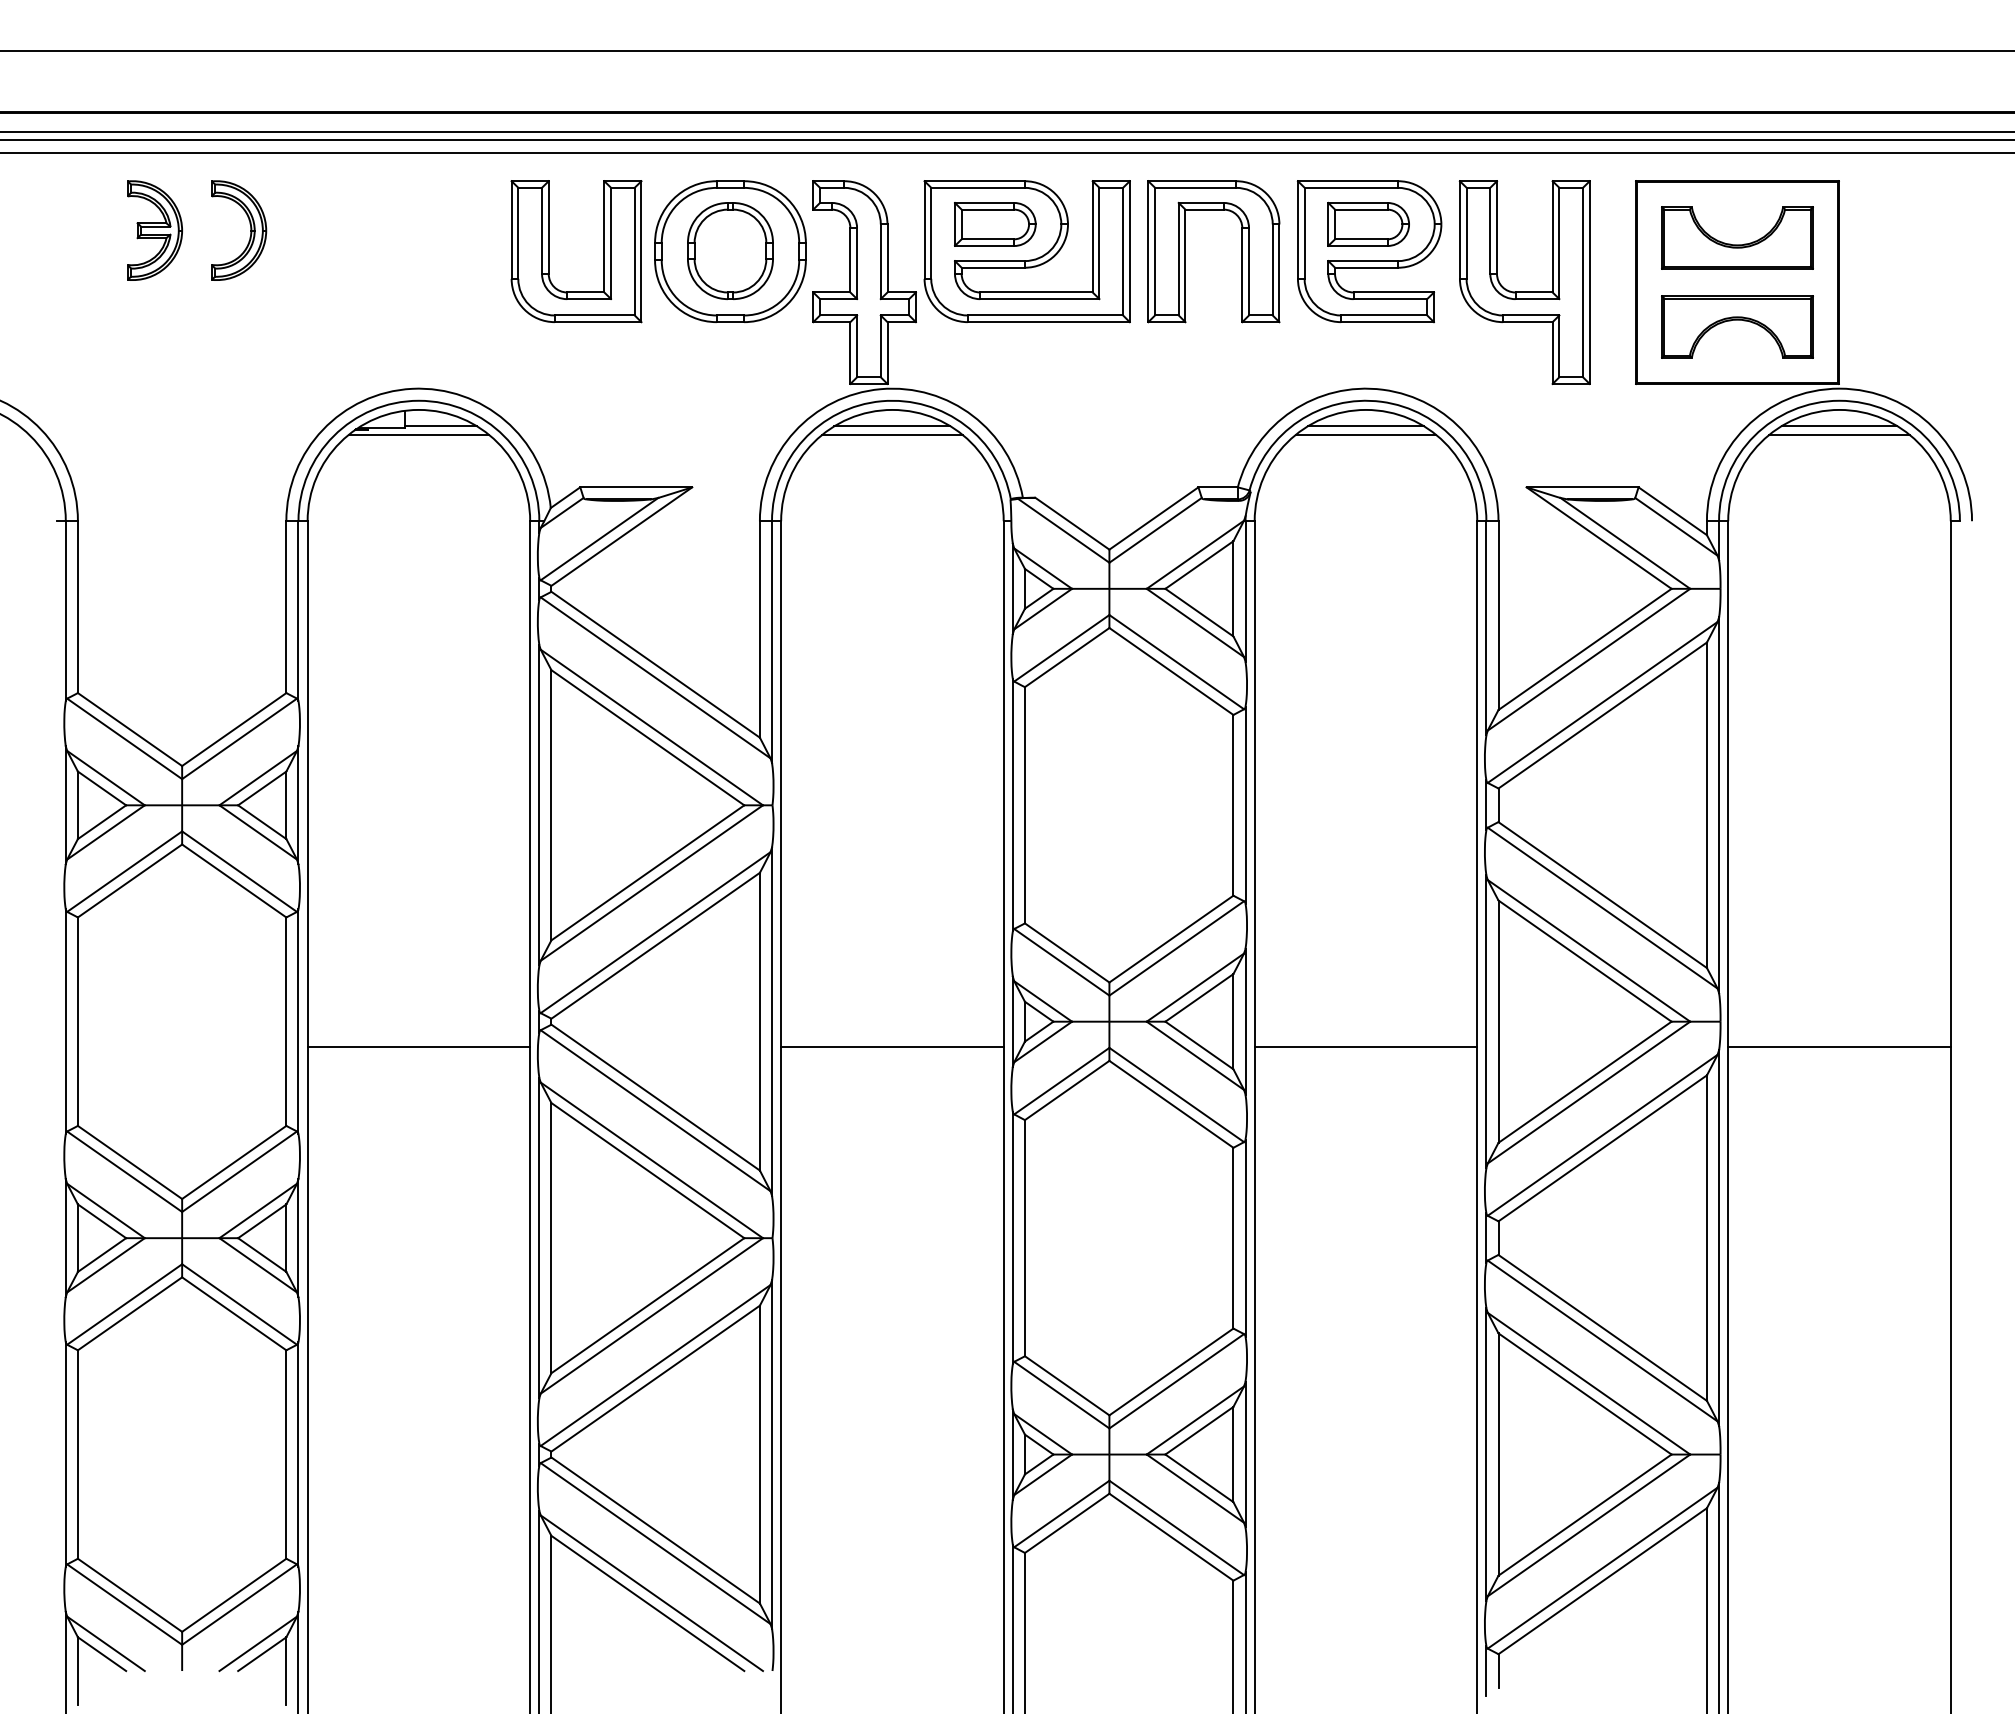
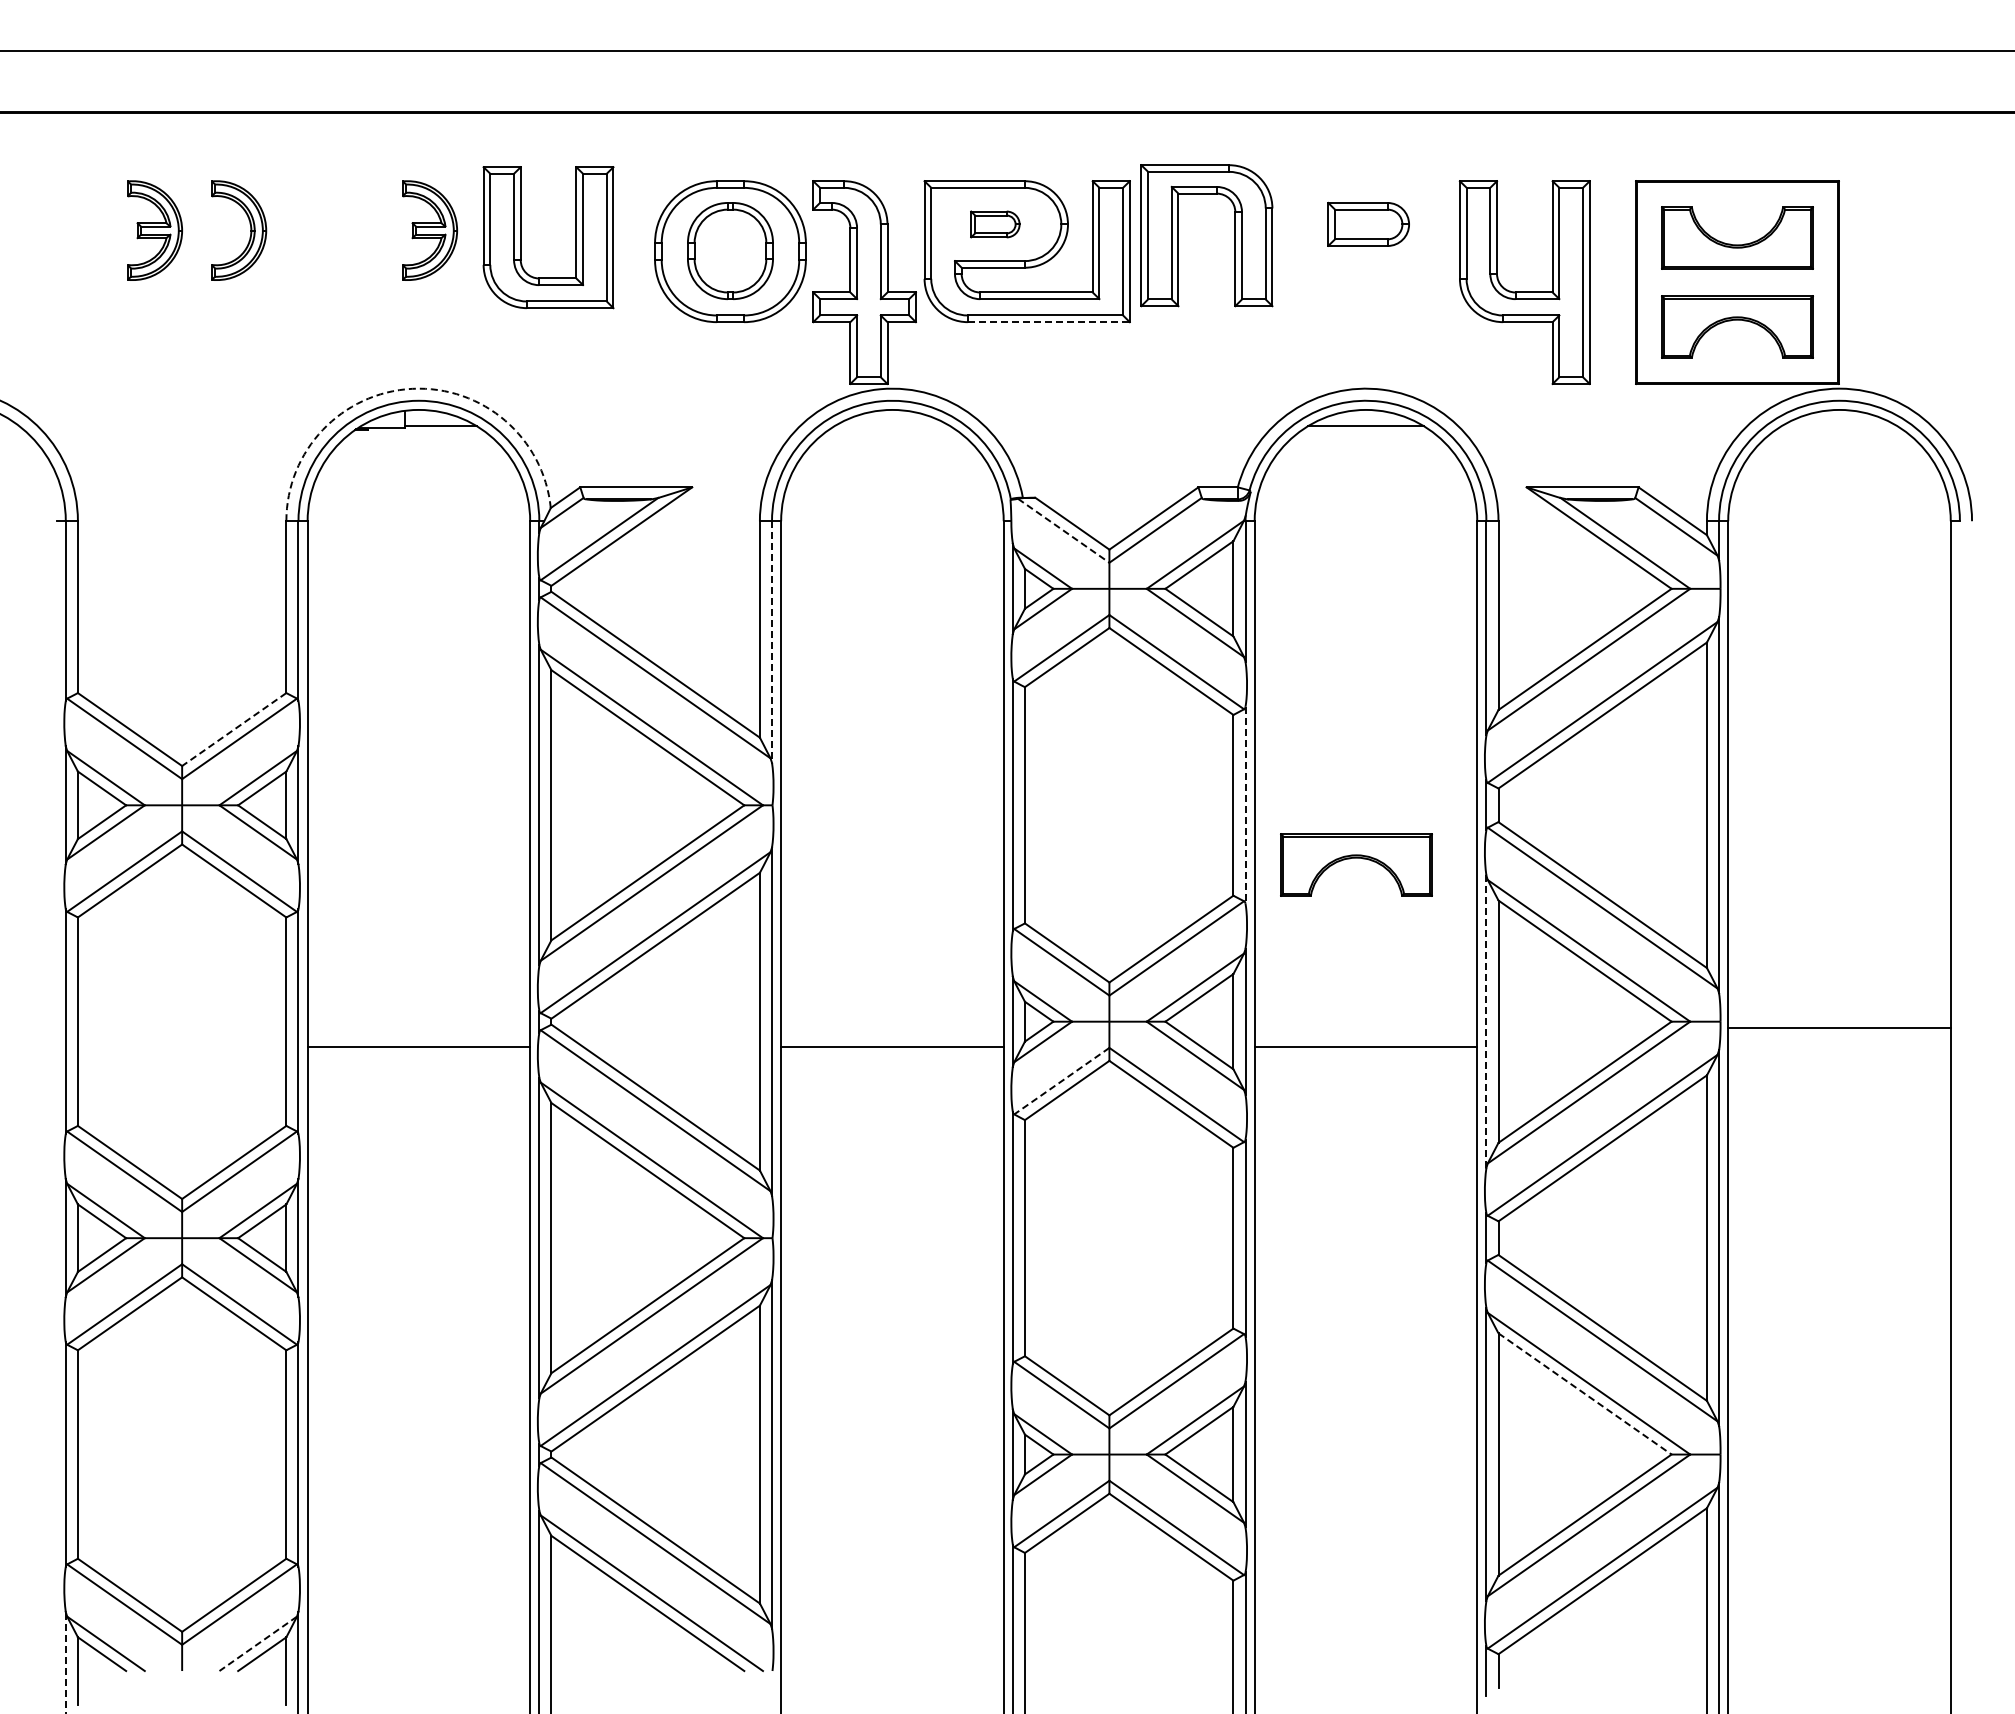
line: present -> none (1006, 131)
line: present -> none (1006, 140)
line: present -> none (1006, 152)
part size: 83x45 px -> 51x29 px (995, 224)
part: none -> present (429, 230)
part position: (549, 251) -> (521, 237) (521, 237)
part position: (1185, 251) -> (1178, 235) (1178, 235)
part: present -> none (1369, 251)
line: solid -> dashed (1048, 322)
arc: solid -> dashed (412, 388)
line: present -> none (892, 426)
line: present -> none (1839, 426)
line: present -> none (418, 434)
line: present -> none (892, 434)
line: present -> none (1365, 434)
line: present -> none (1839, 434)
line: solid -> dashed (1063, 530)
line: solid -> dashed (772, 642)
line: solid -> dashed (234, 729)
line: solid -> dashed (1245, 805)
part: none -> present (1356, 864)
line: solid -> dashed (1486, 1021)
line position: (1839, 1046) -> (1839, 1027) (1839, 1027)
line: solid -> dashed (1061, 1081)
line: solid -> dashed (1585, 1393)
line: solid -> dashed (257, 1644)
line: solid -> dashed (65, 1662)
